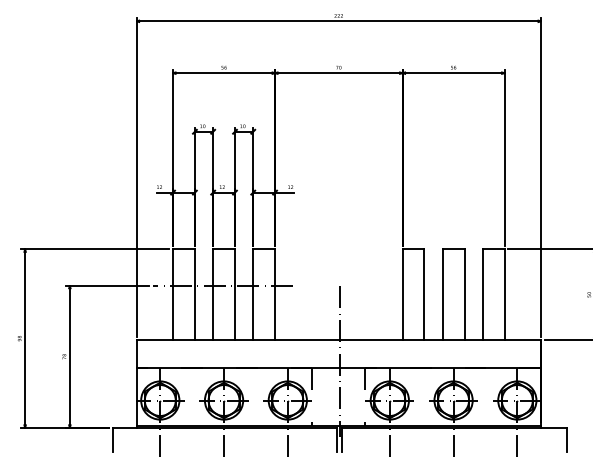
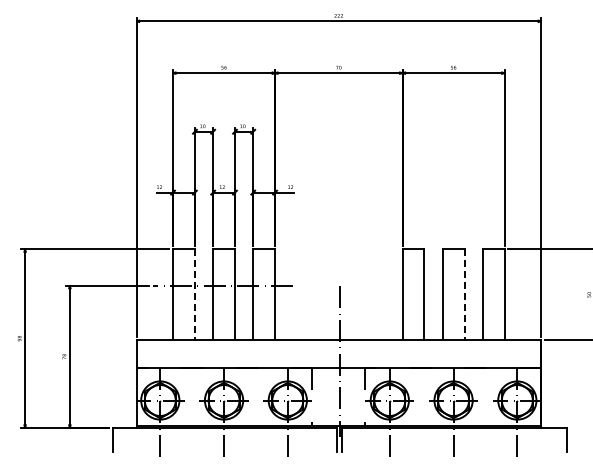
line: solid -> dashed (194, 294)
line: solid -> dashed (464, 294)
